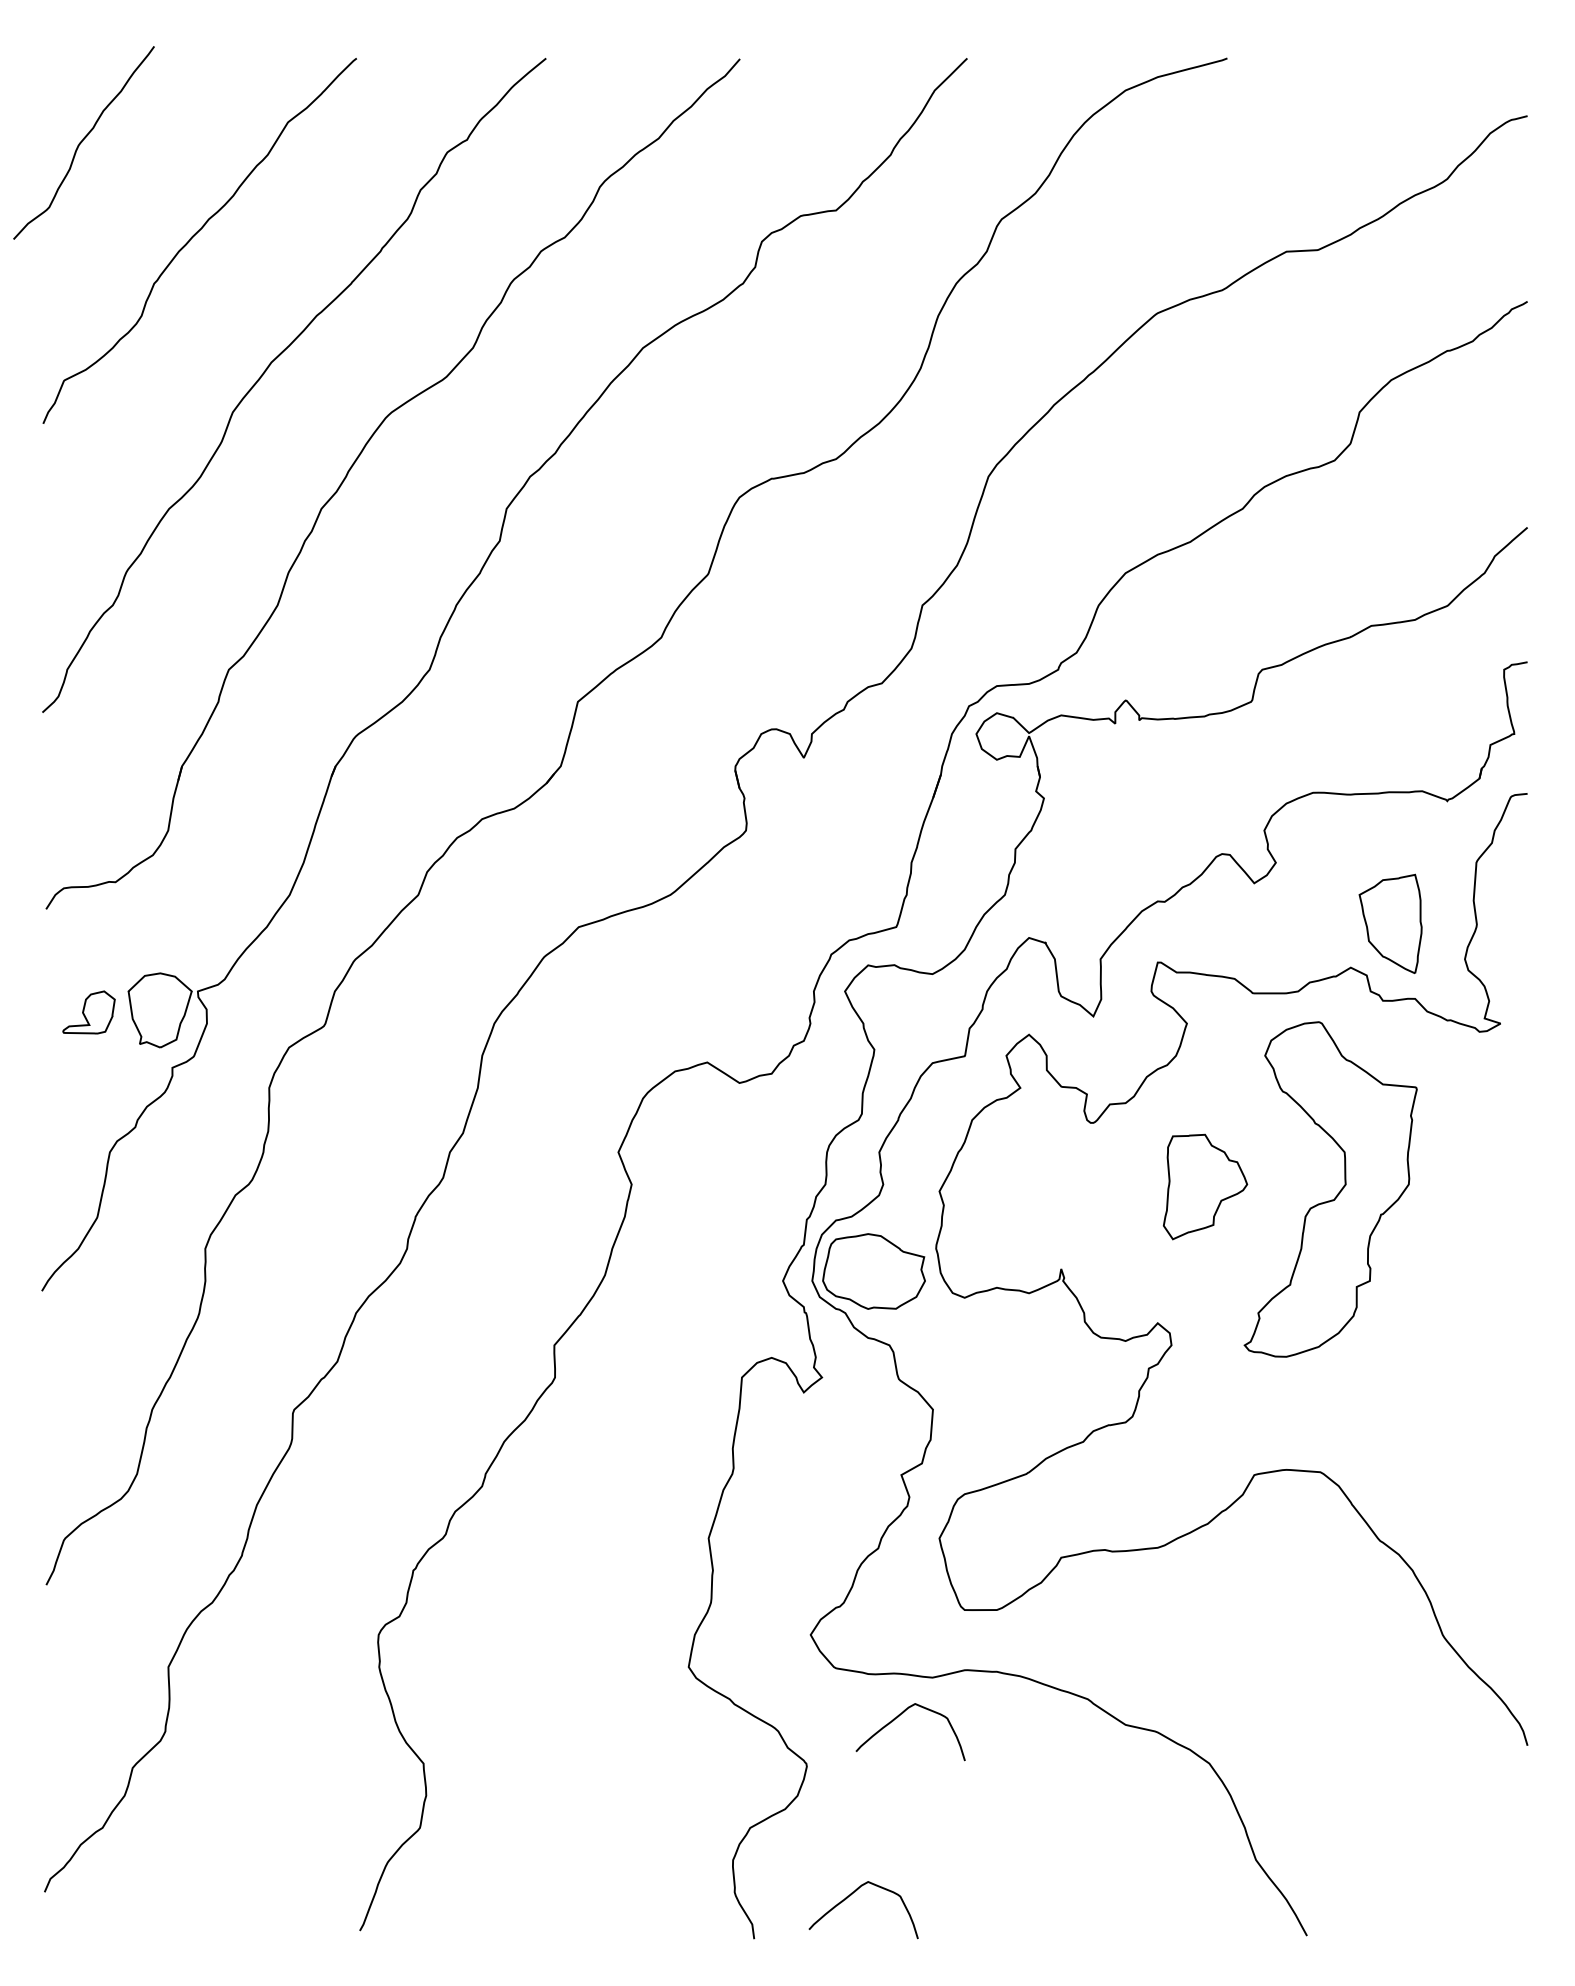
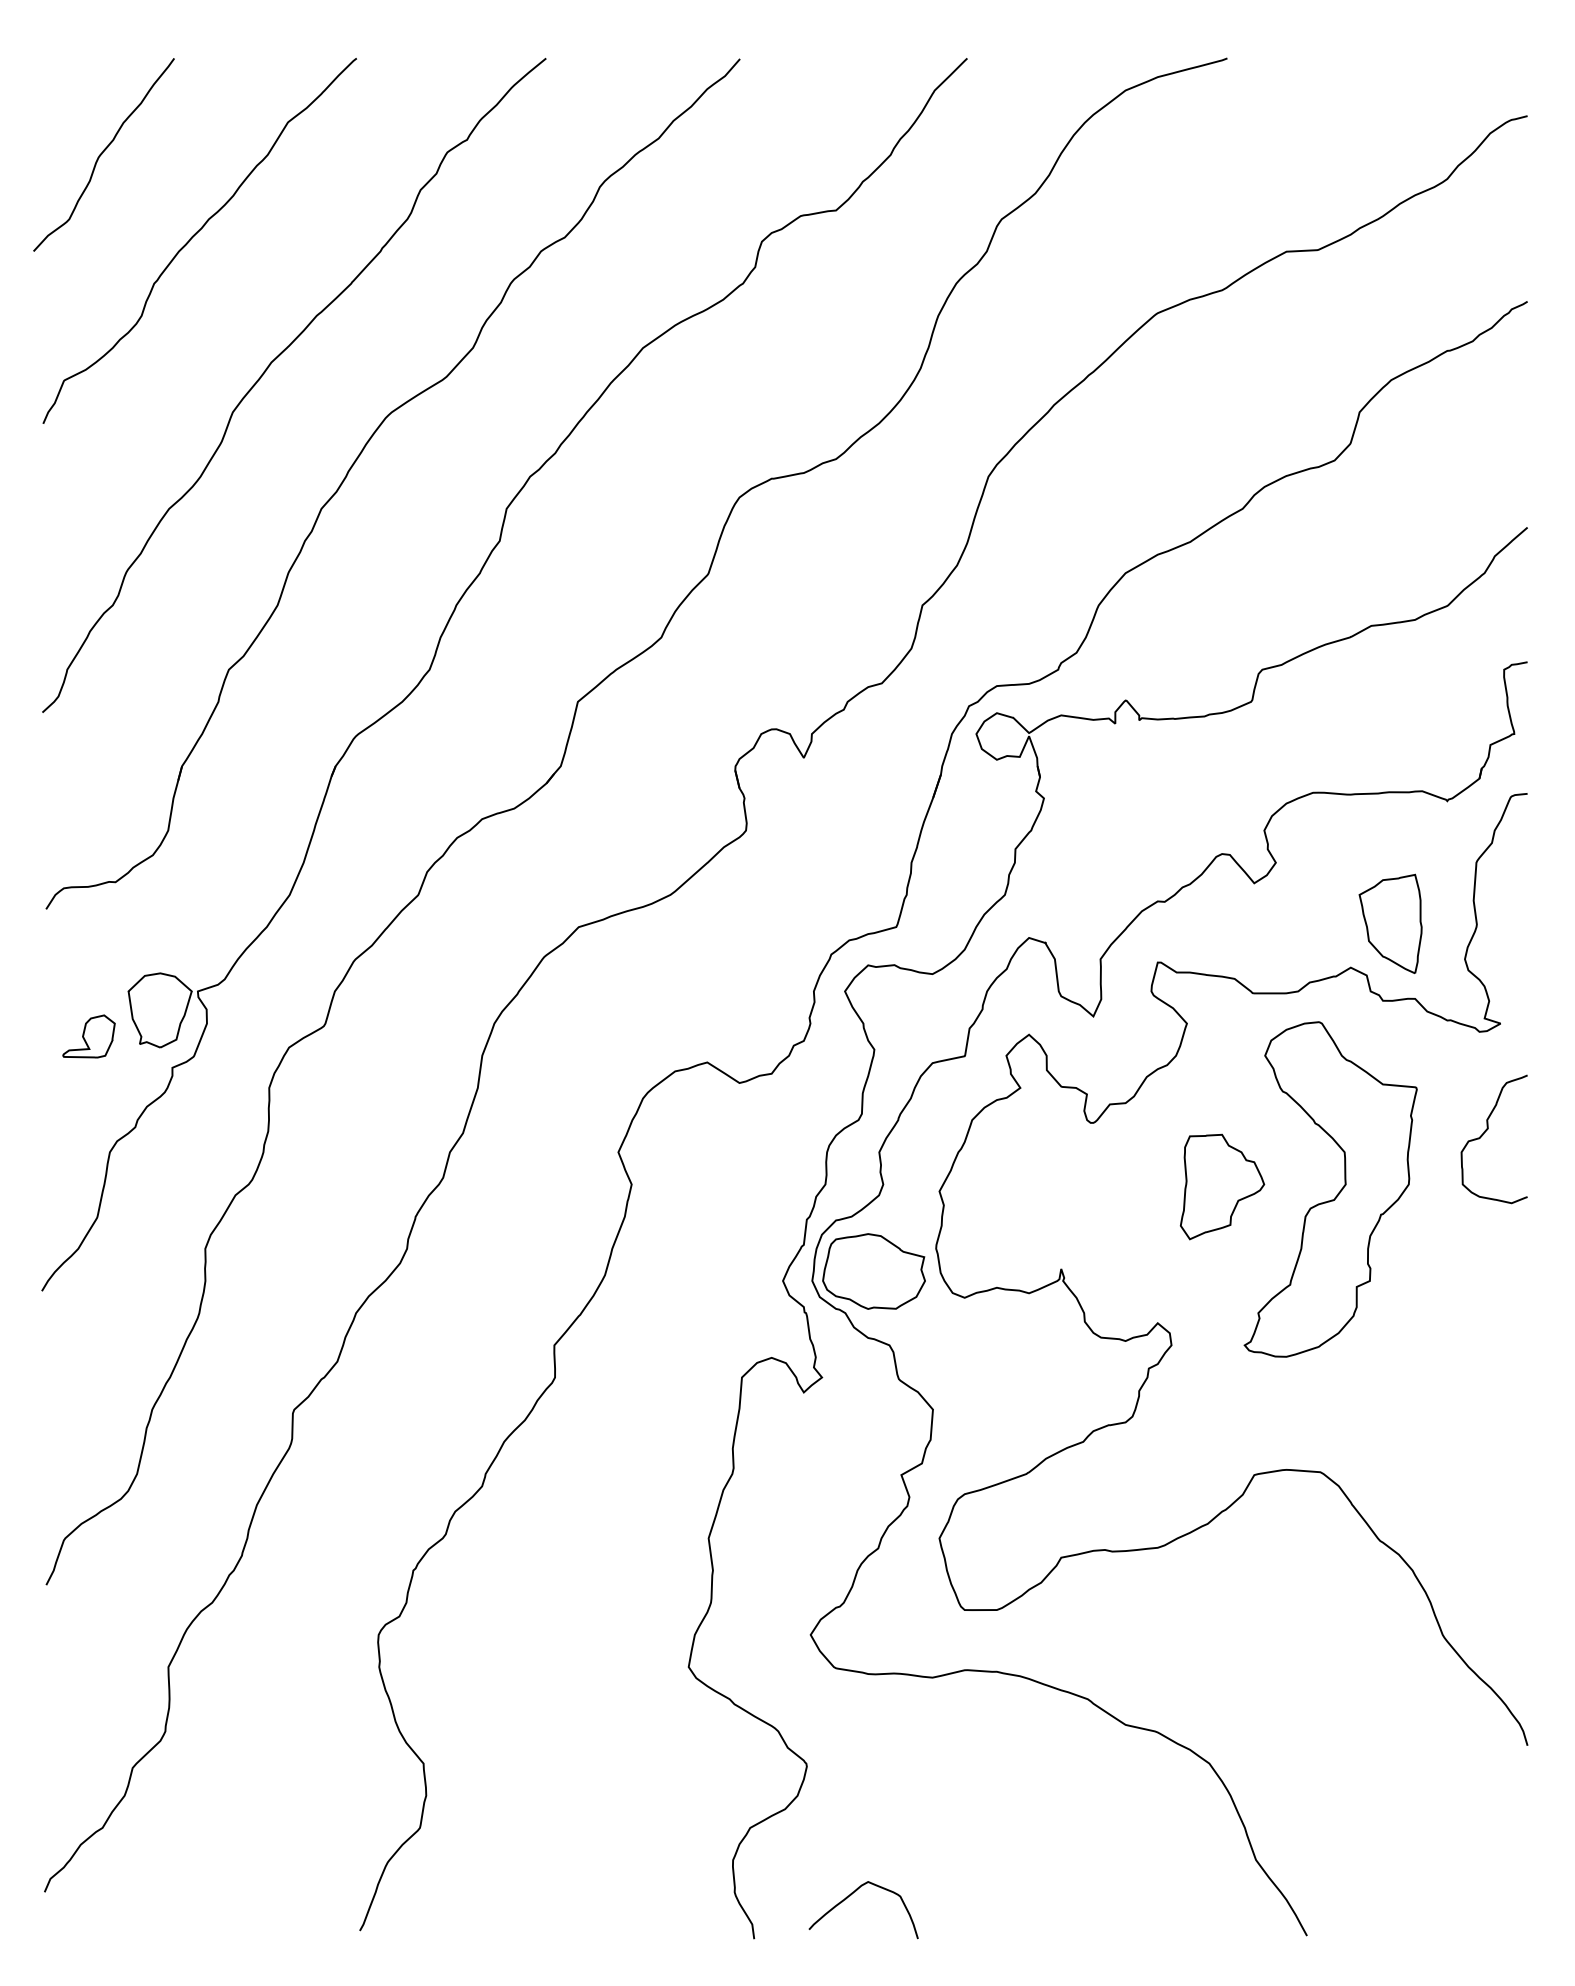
curve position: (82, 142) -> (102, 154) (102, 154)
part position: (88, 1012) -> (88, 1036) (88, 1036)
curve: none -> present (1486, 1131)
part position: (1205, 1186) -> (1222, 1186) (1222, 1186)
curve: present -> none (897, 1718)
